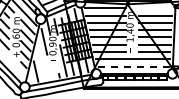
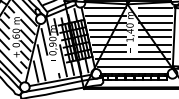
line: none -> present (155, 8)
line: none -> present (11, 62)
line: none -> present (41, 62)
line: dashed -> solid (133, 66)
